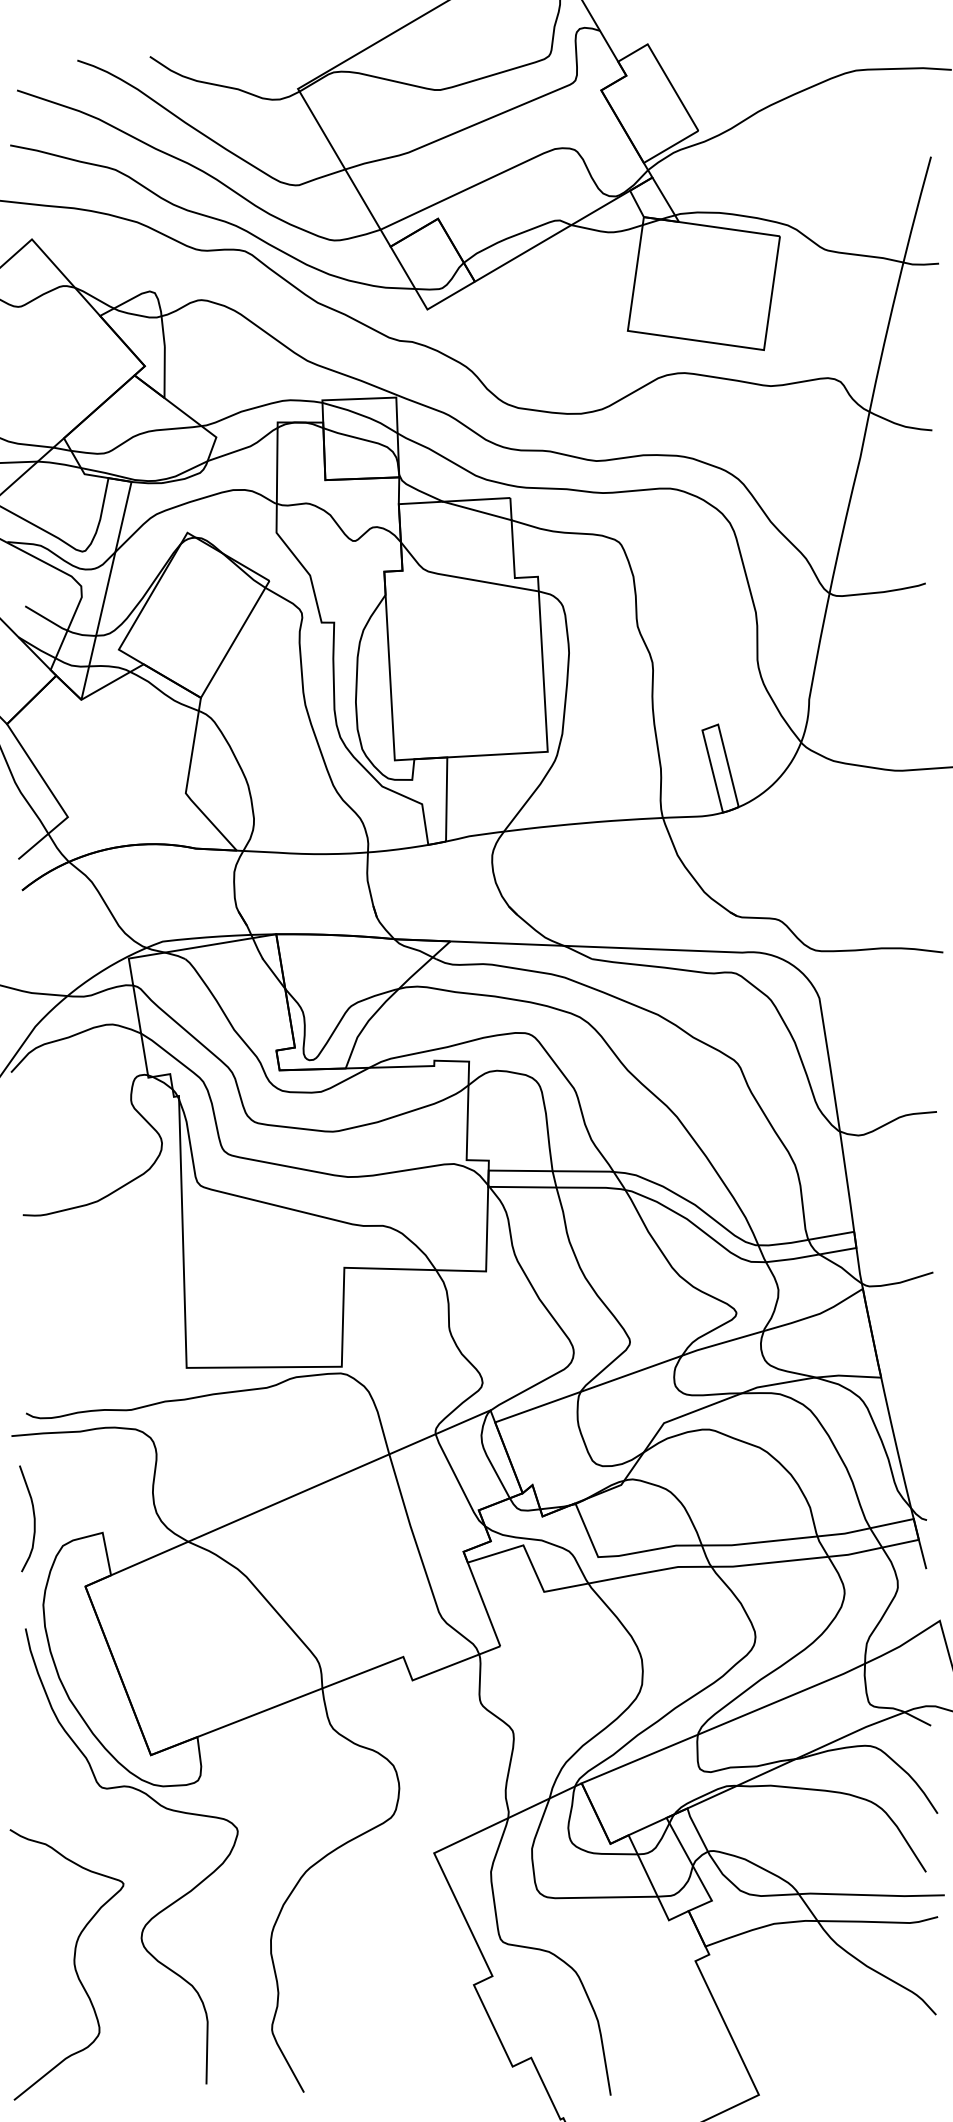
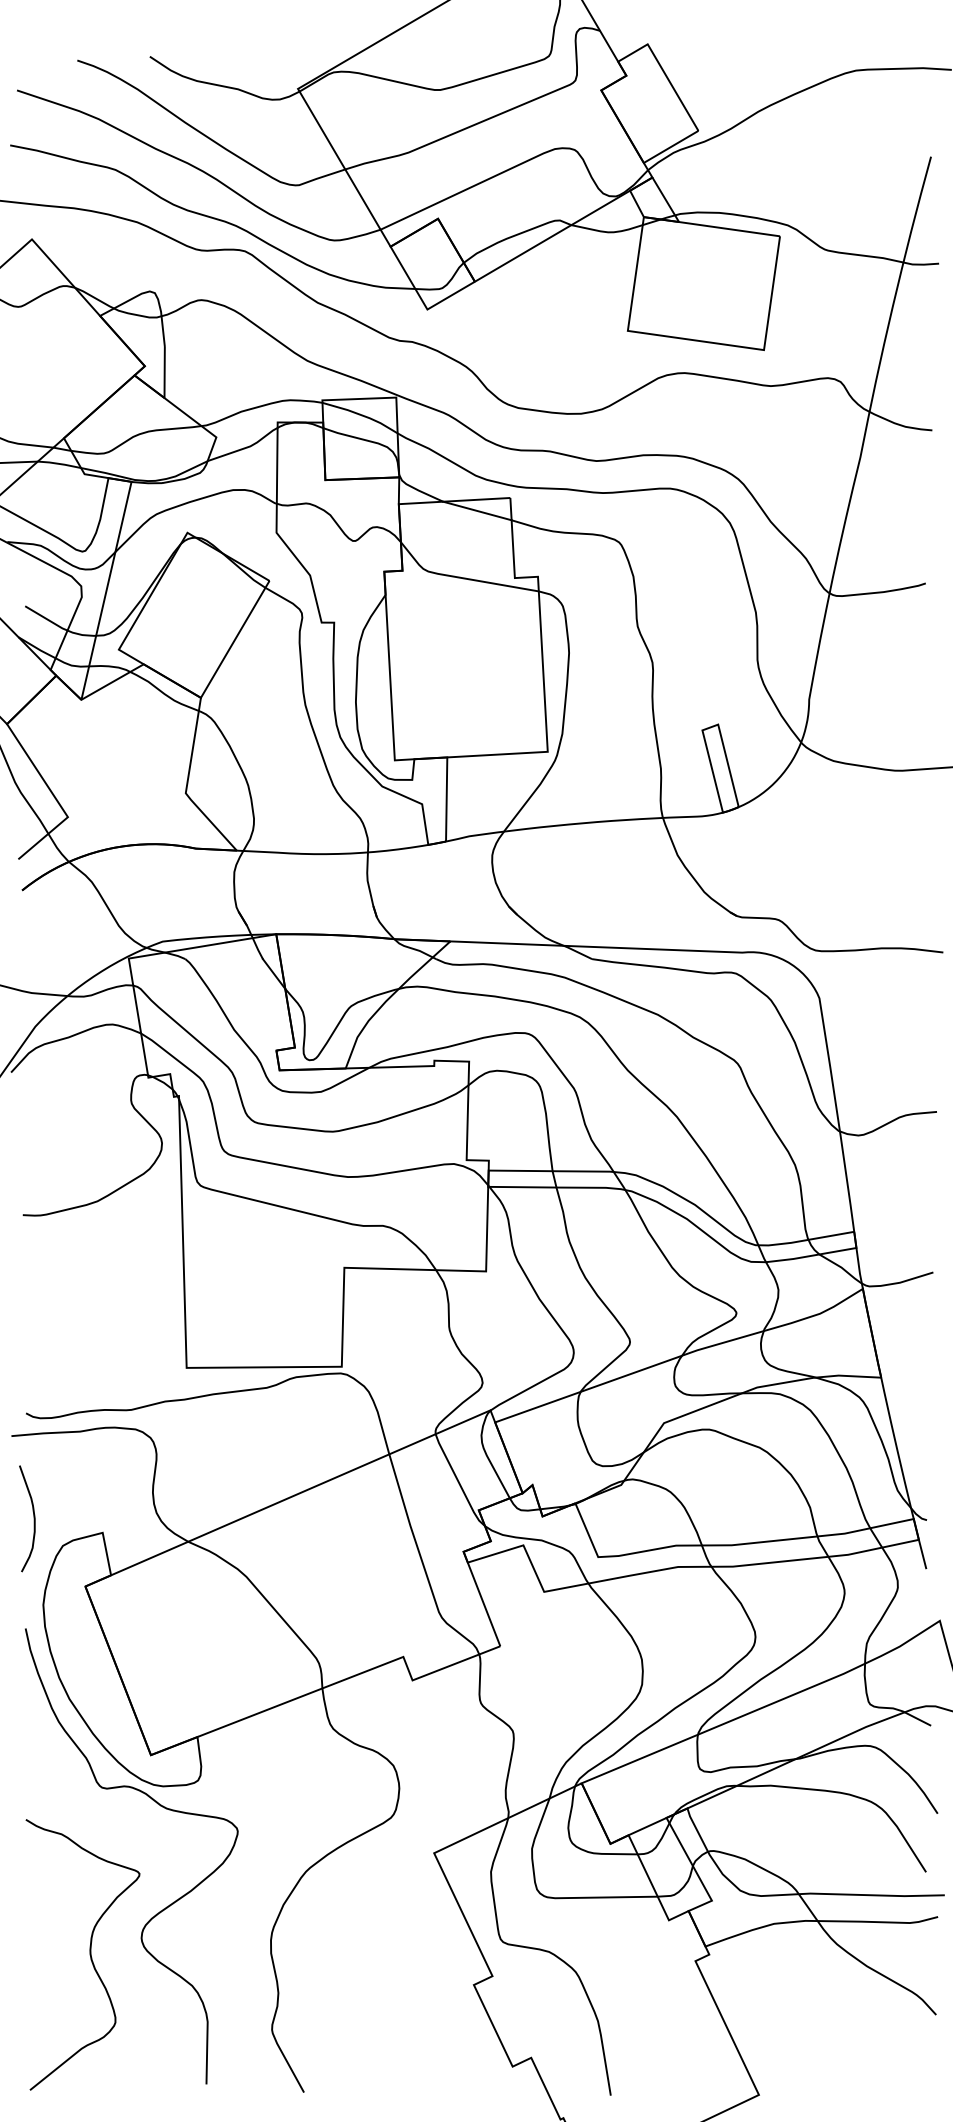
curve position: (73, 1964) -> (89, 1954) (89, 1954)
